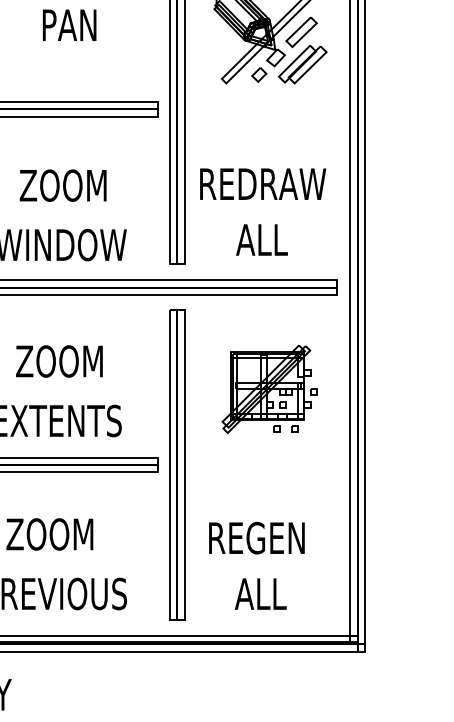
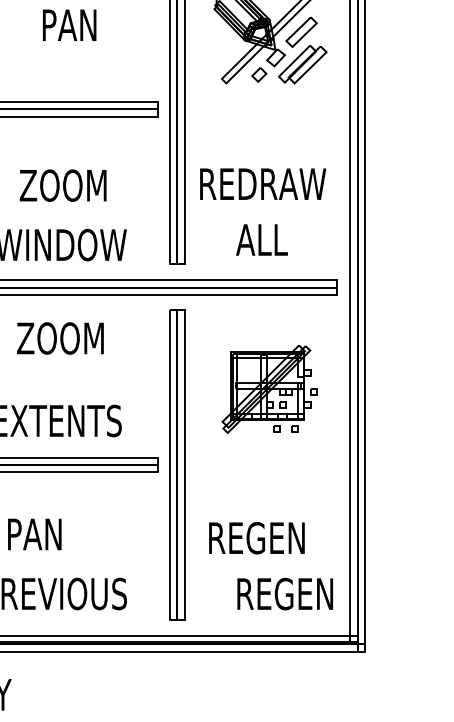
text position: (59, 361) -> (60, 338) (60, 338)
text: ZOOM -> PAN (49, 534)
text: ALL -> REGEN (283, 593)
